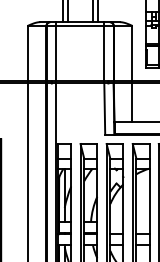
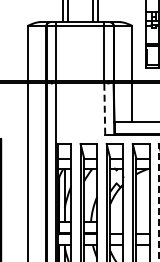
line: solid -> dashed (104, 109)
line: solid -> dashed (158, 202)
